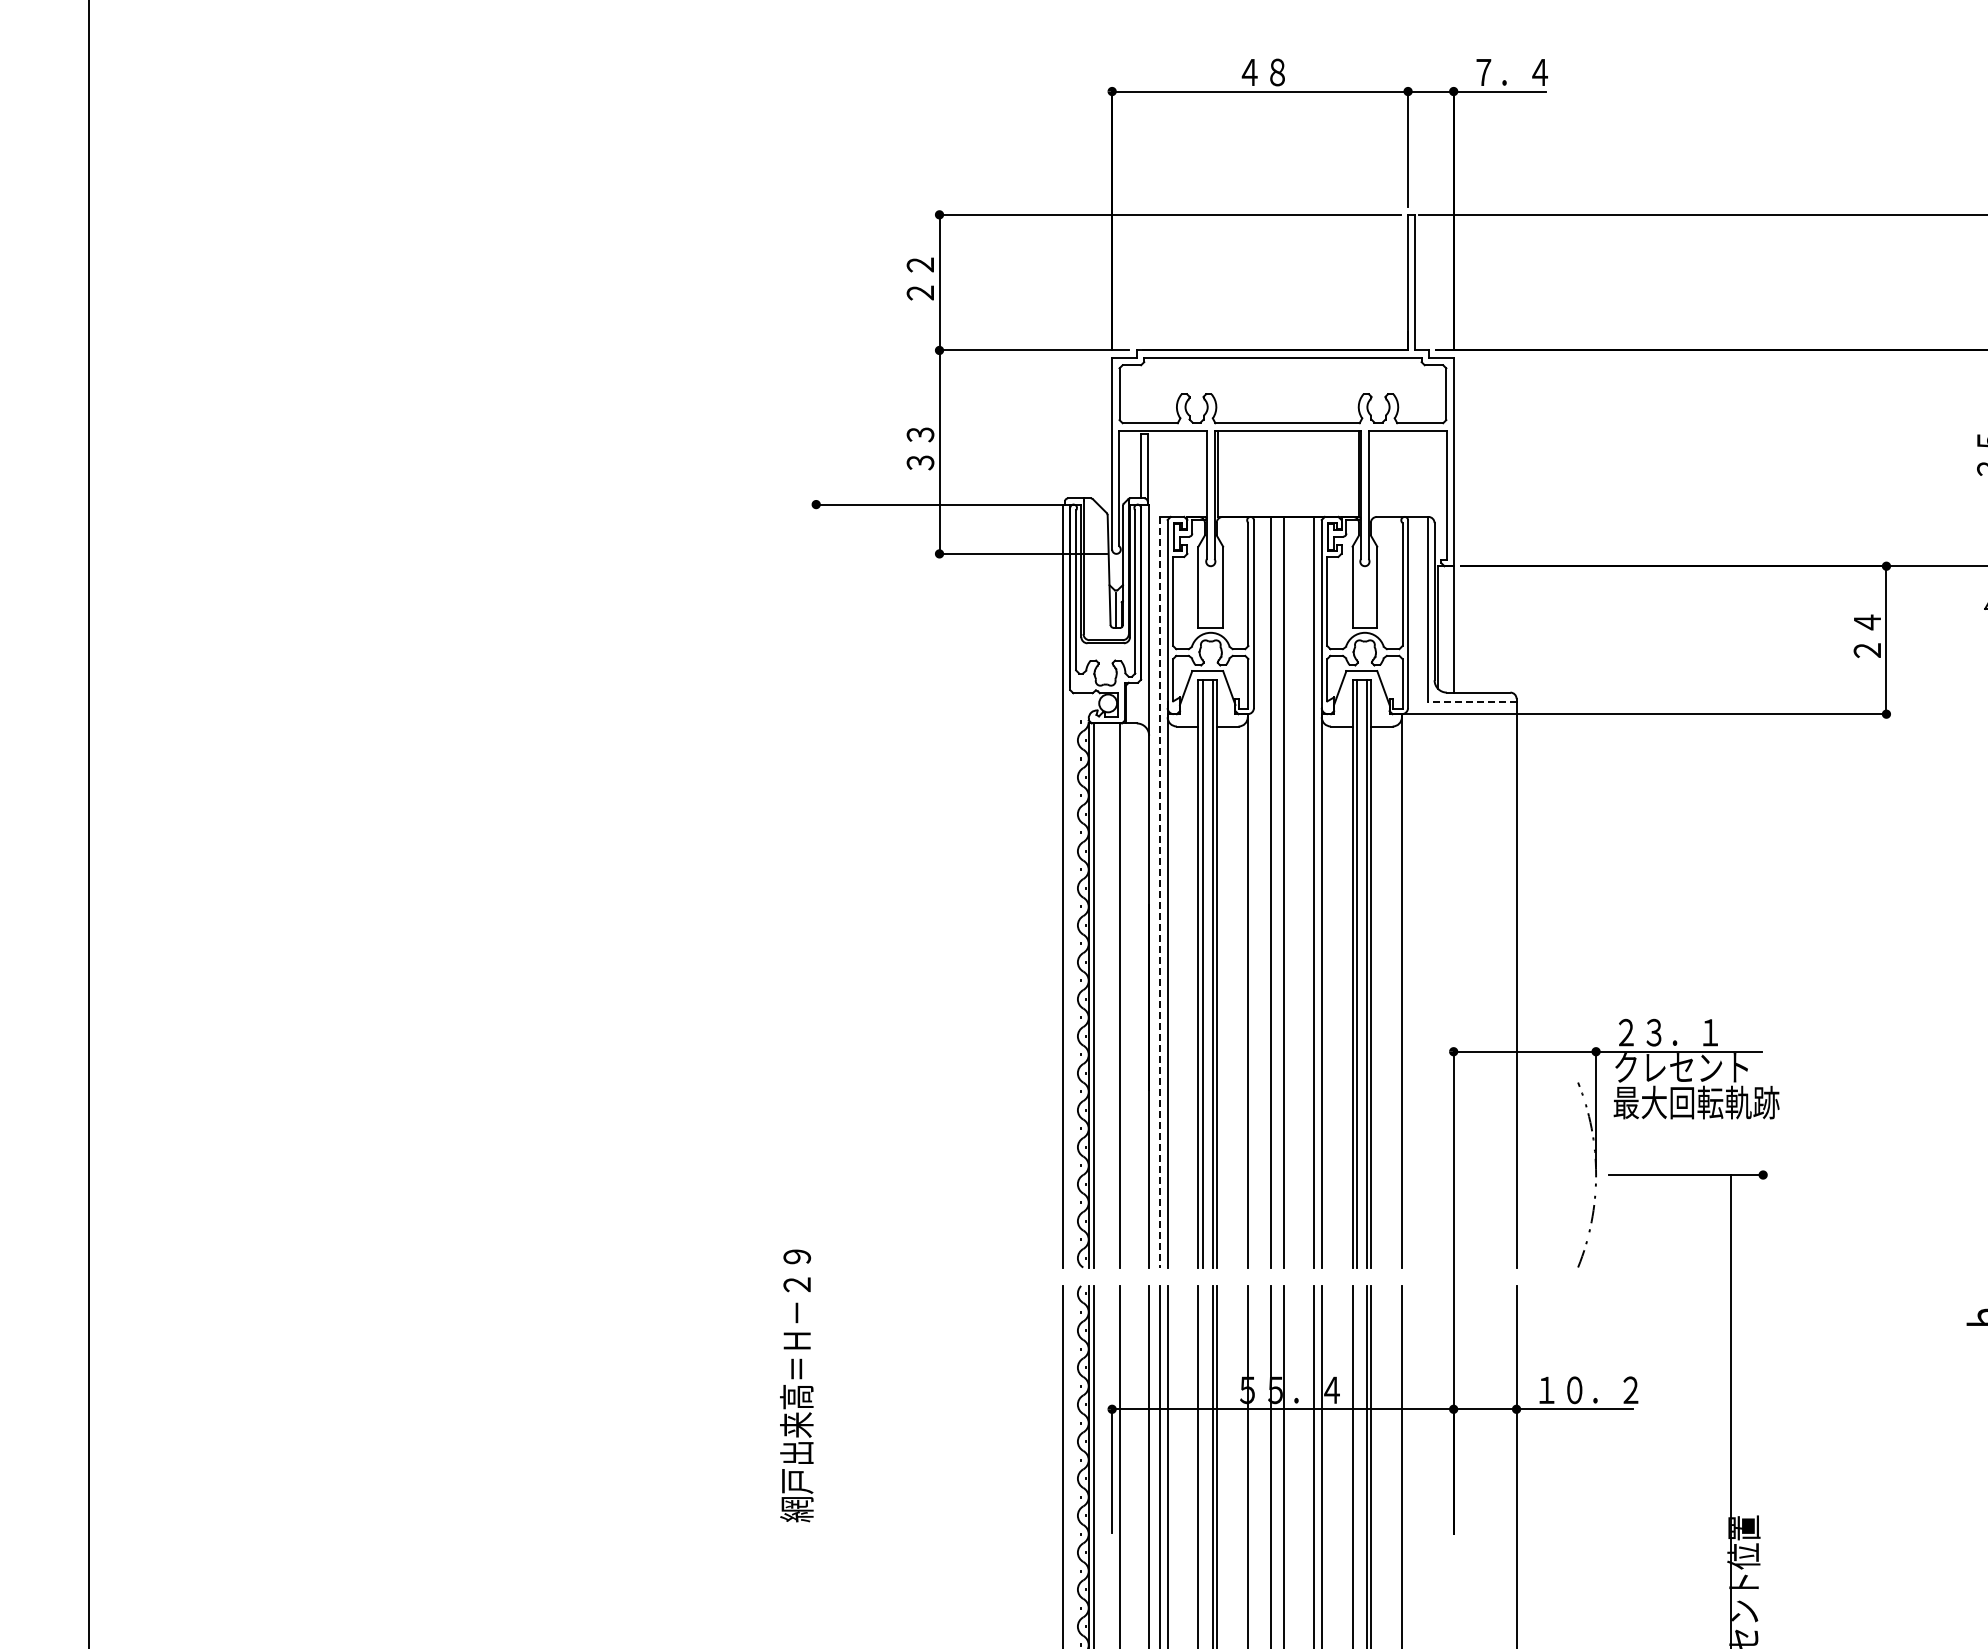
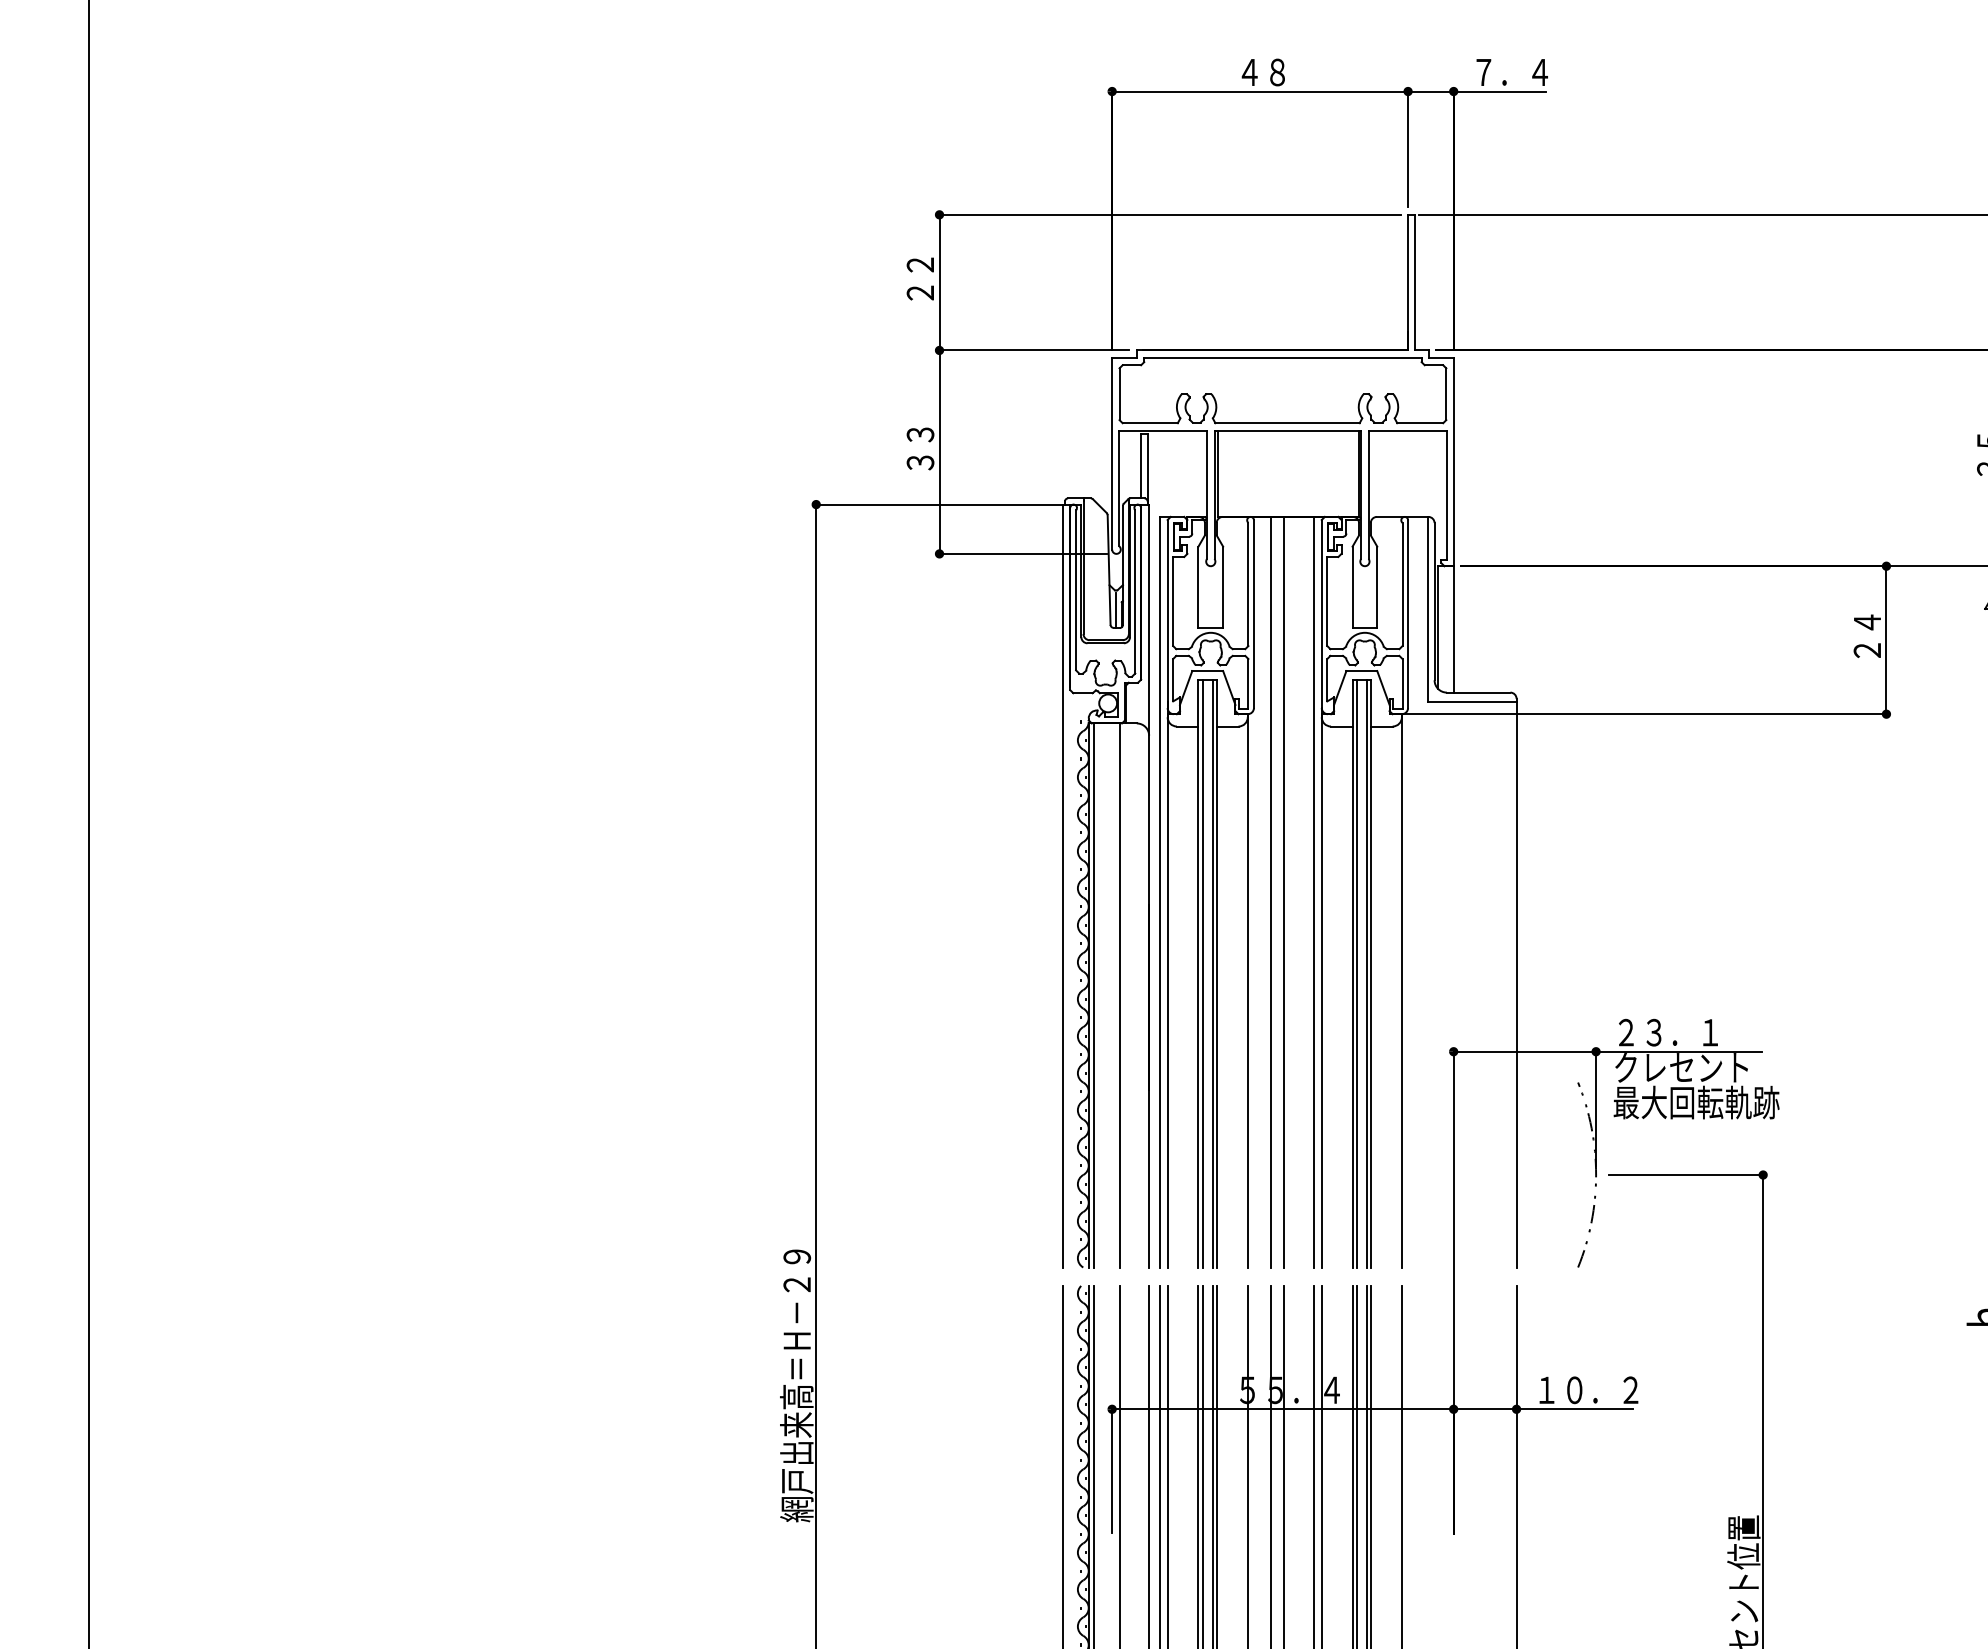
line: dashed -> solid (1472, 701)
line: dashed -> solid (1159, 892)
line: none -> present (816, 1074)
line position: (1731, 1410) -> (1763, 1410) (1763, 1410)
line: none -> present (1202, 1465)
line: none -> present (1356, 1465)
